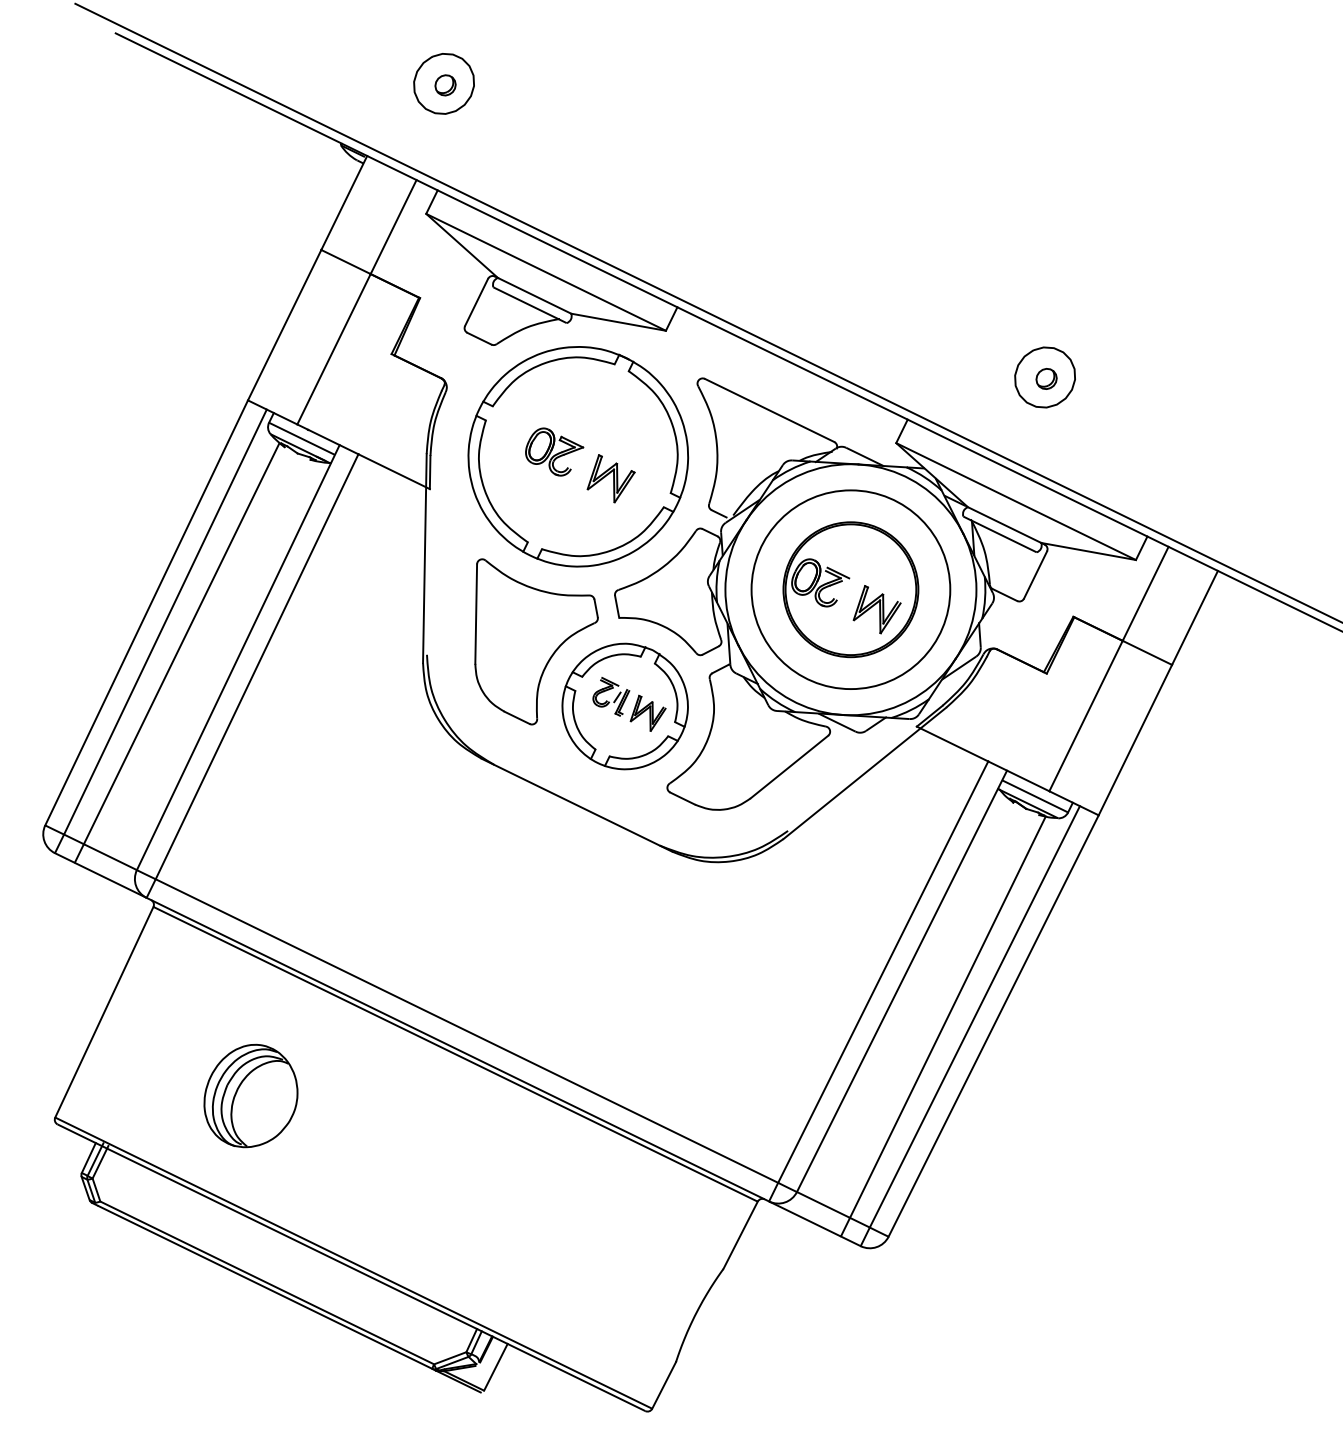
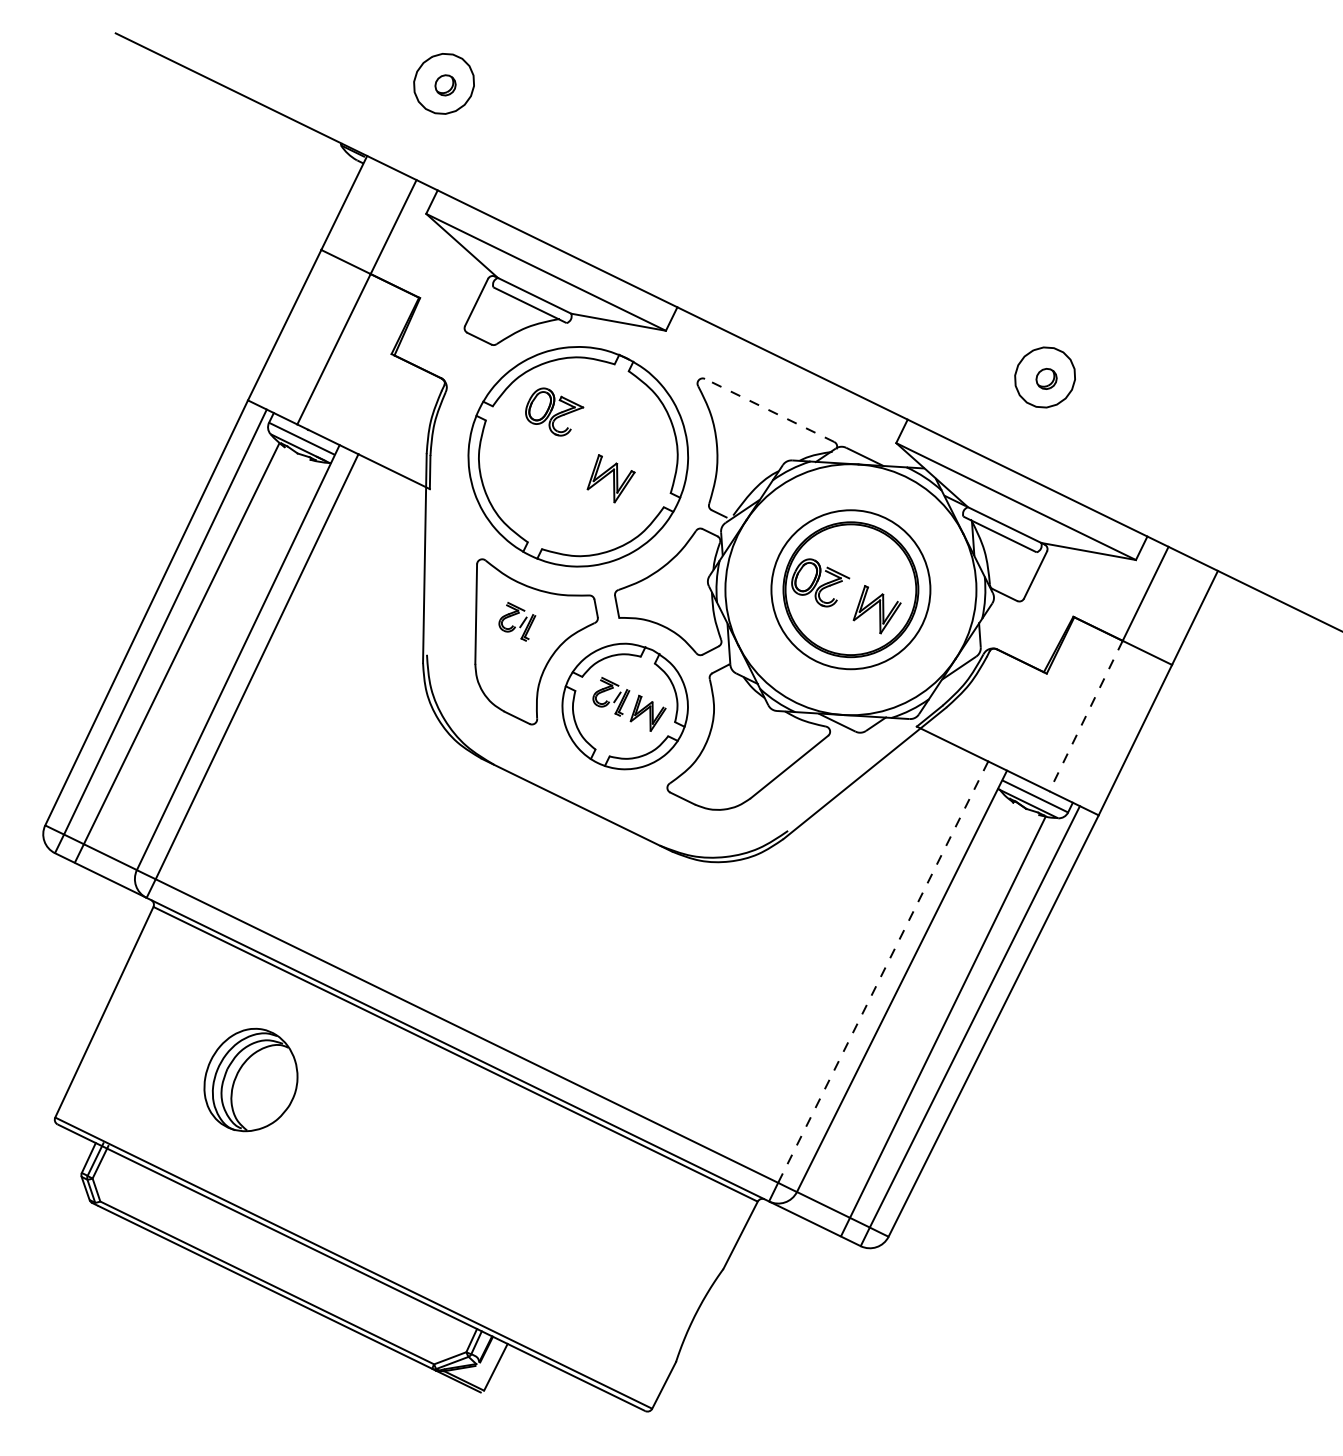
line: present -> none (707, 312)
line: solid -> dashed (769, 410)
part position: (554, 451) -> (554, 411) (554, 411)
circle diameter: 199 px -> 159 px (850, 589)
part: none -> present (517, 621)
line: solid -> dashed (1086, 716)
line: solid -> dashed (883, 971)
part position: (250, 1095) -> (250, 1079) (250, 1079)
